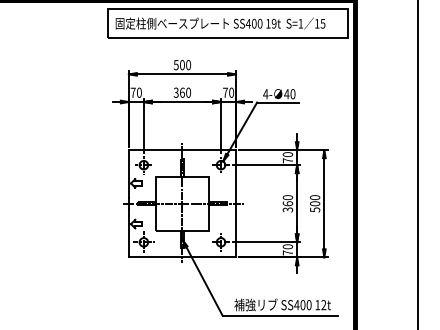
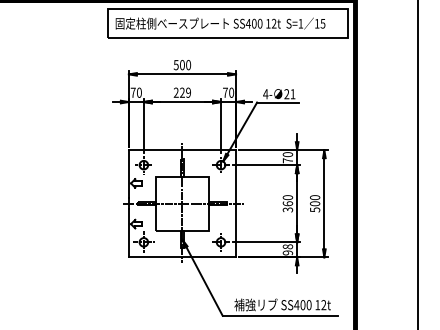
text: 19t -> 12t (273, 23)
text: 360 -> 229 (181, 92)
text: 40 -> 21 (289, 94)
text: 70 -> 98 (287, 249)
